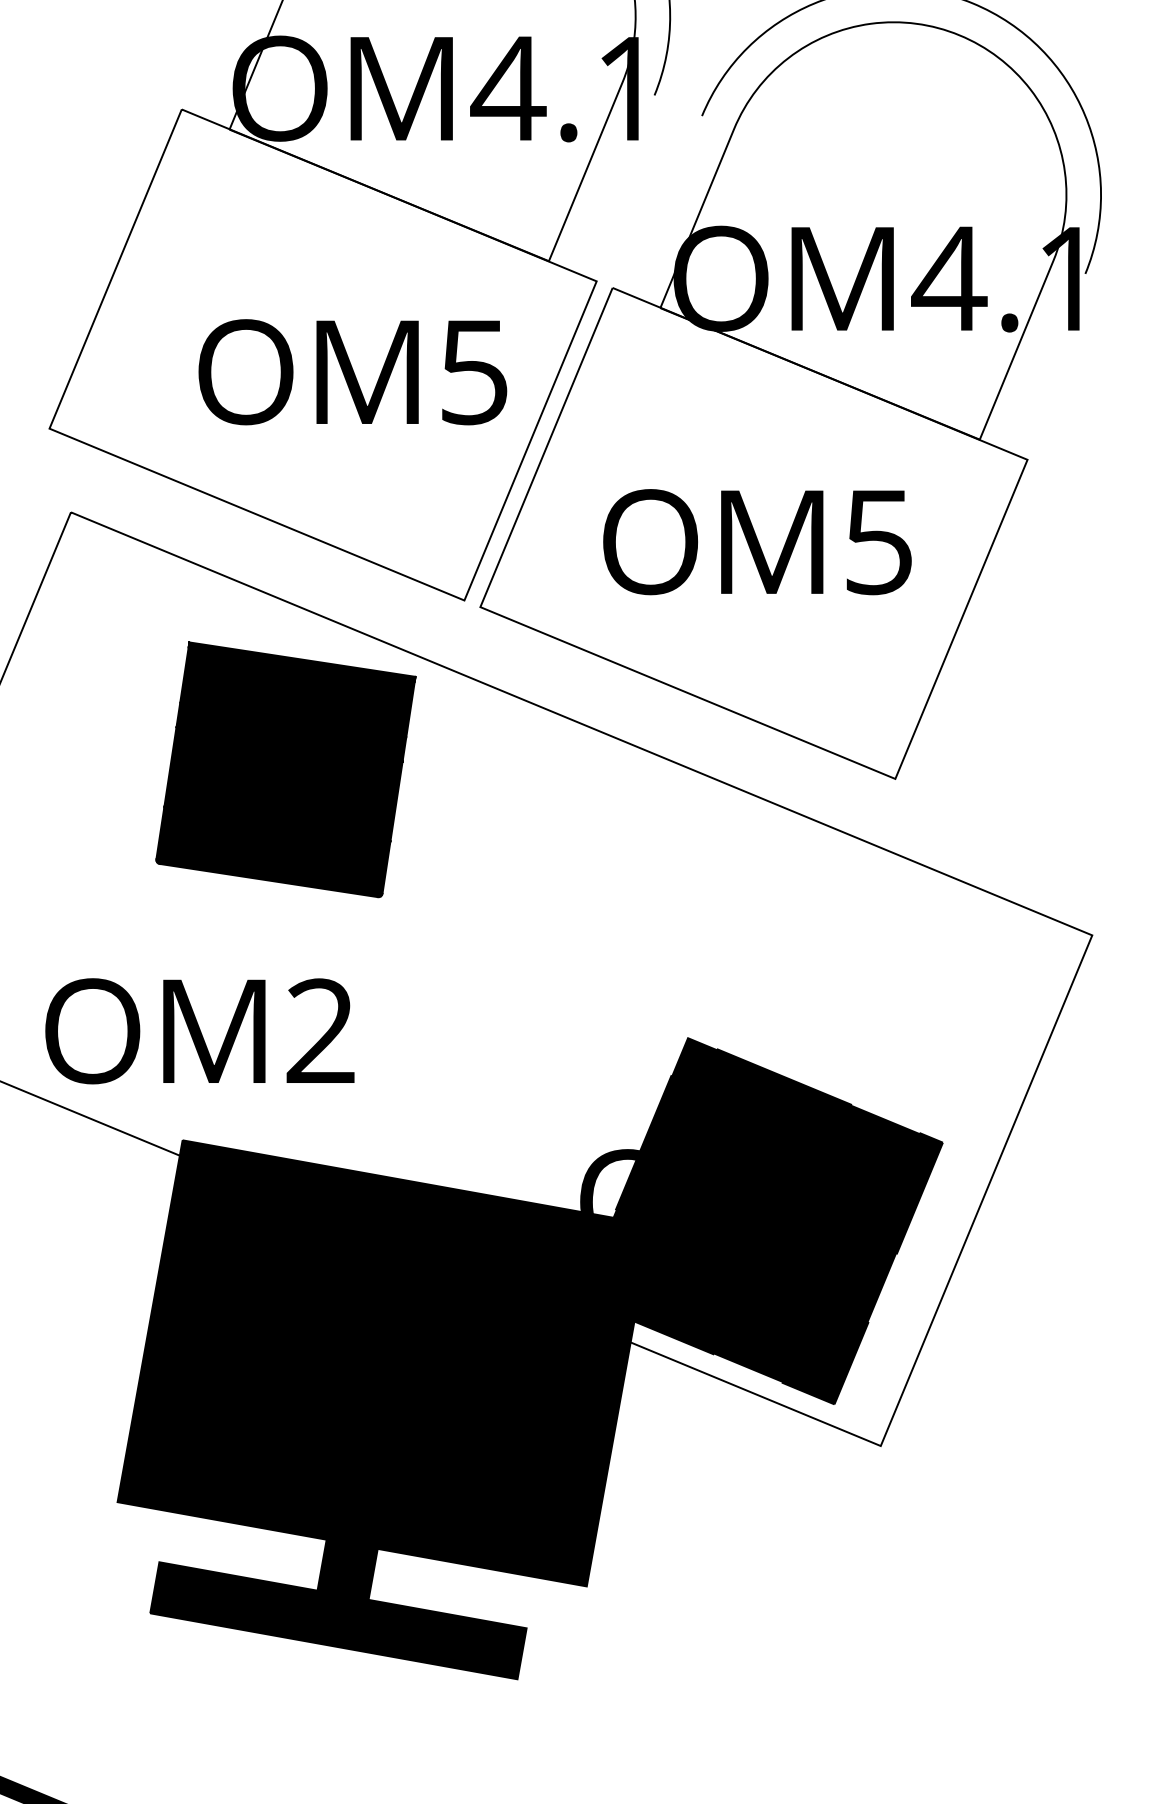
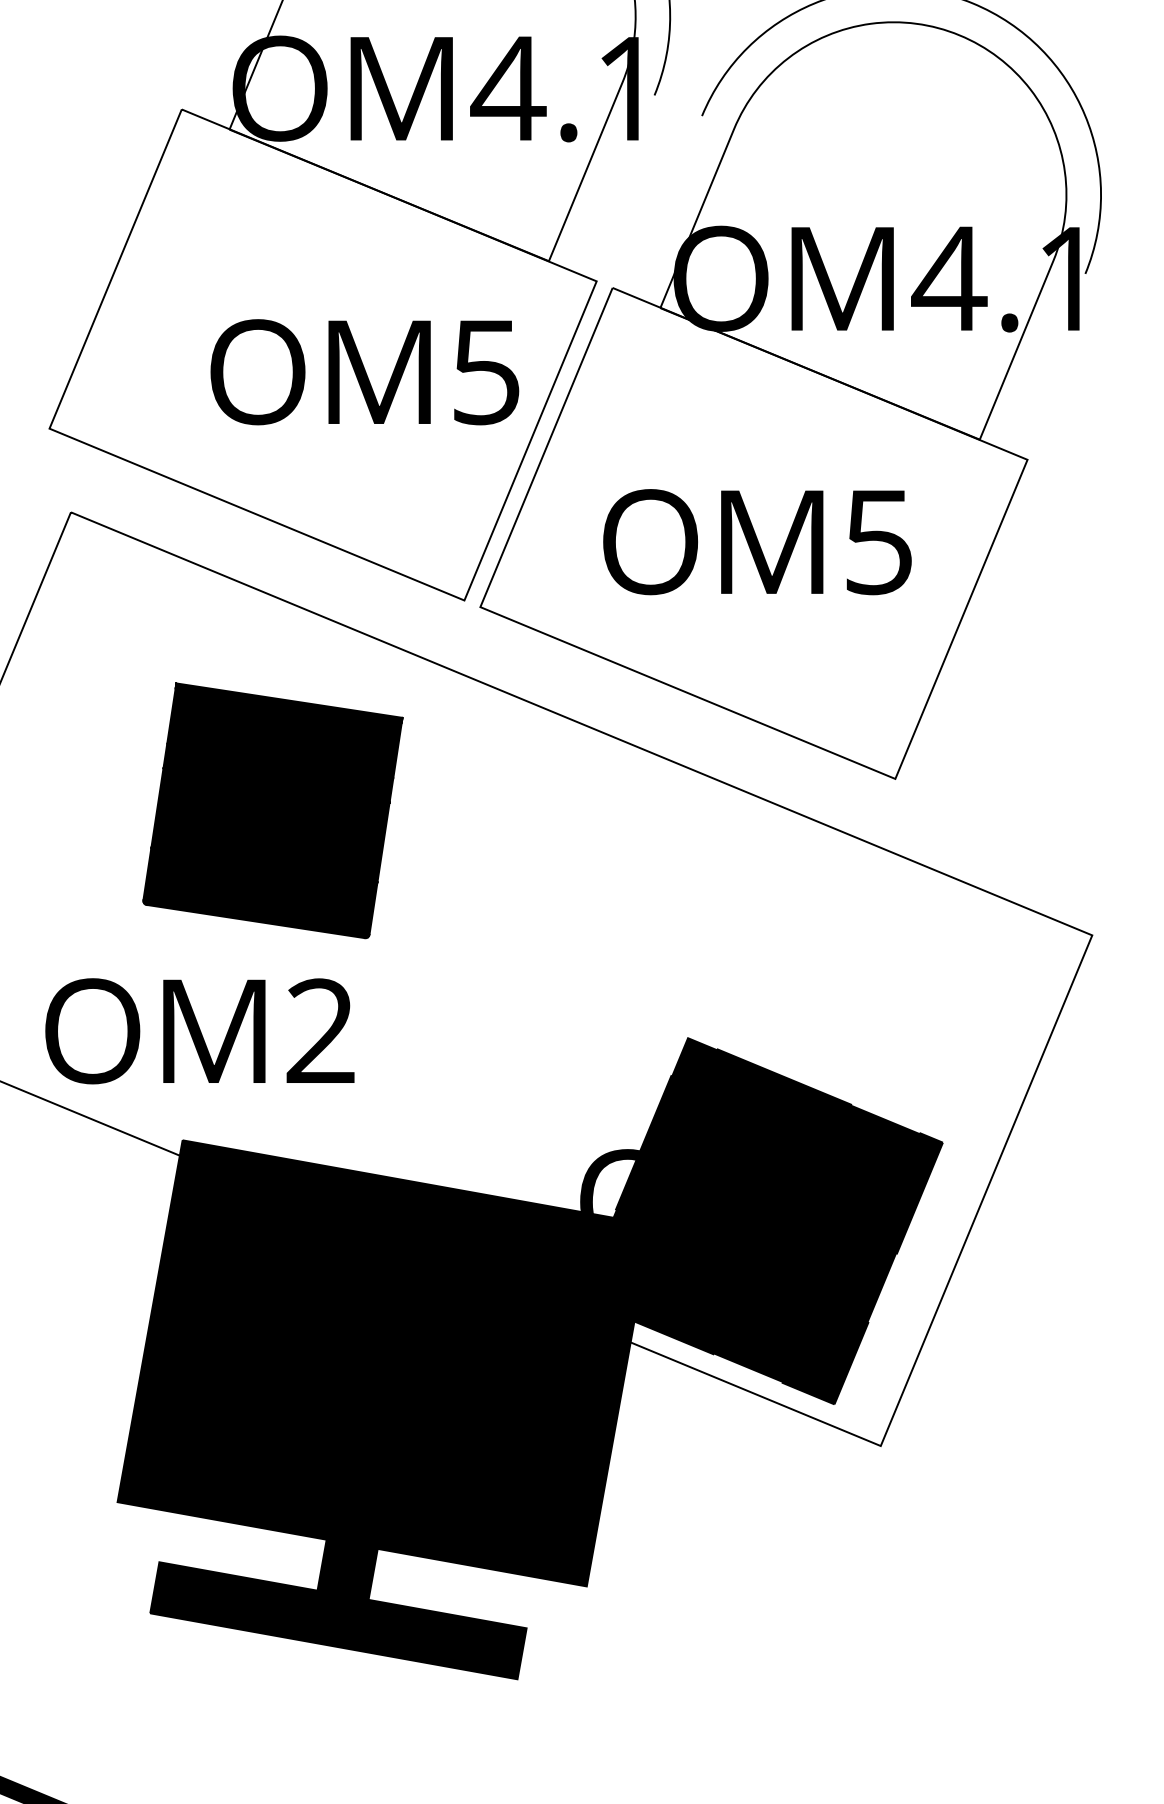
text position: (352, 372) -> (364, 372) (364, 372)
part position: (285, 769) -> (272, 810) (272, 810)
